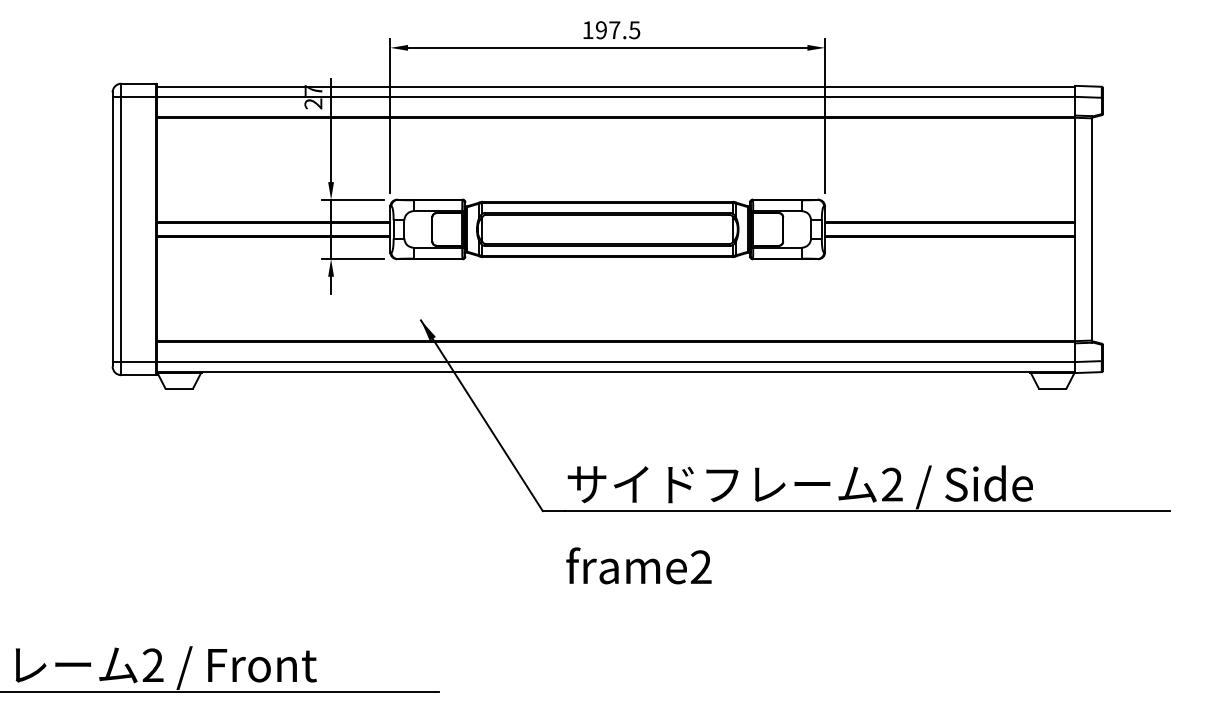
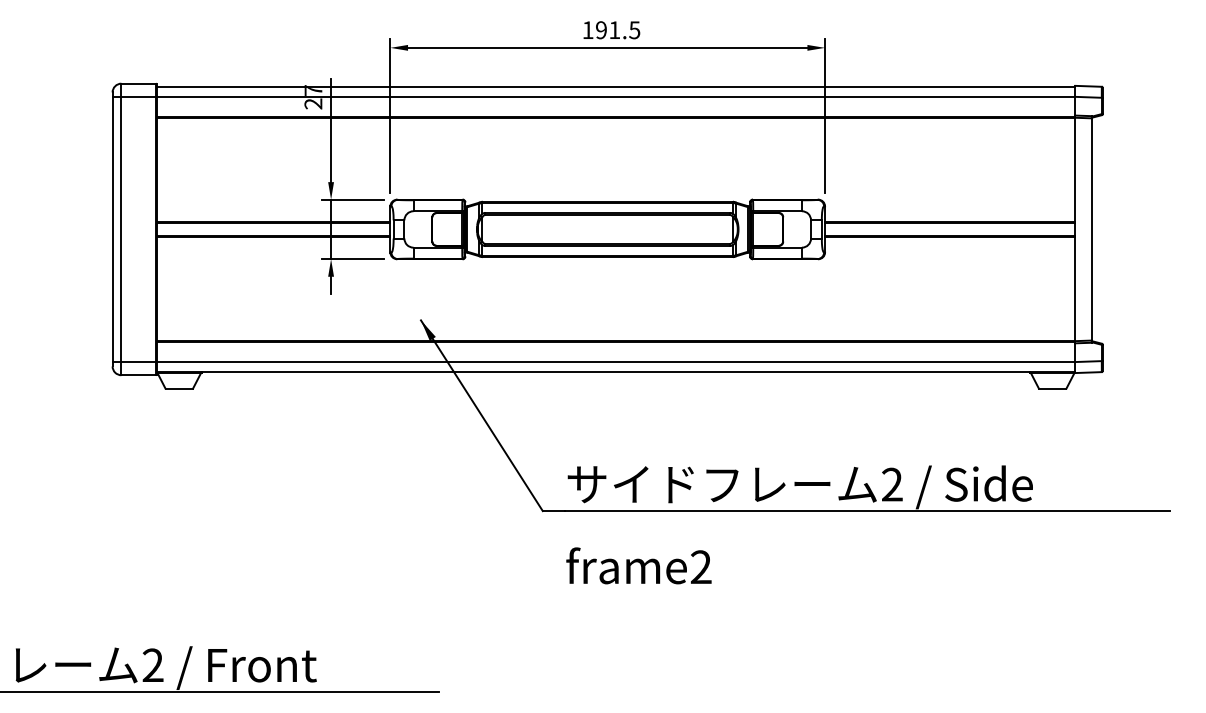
text: 197.5 -> 191.5 (614, 29)
